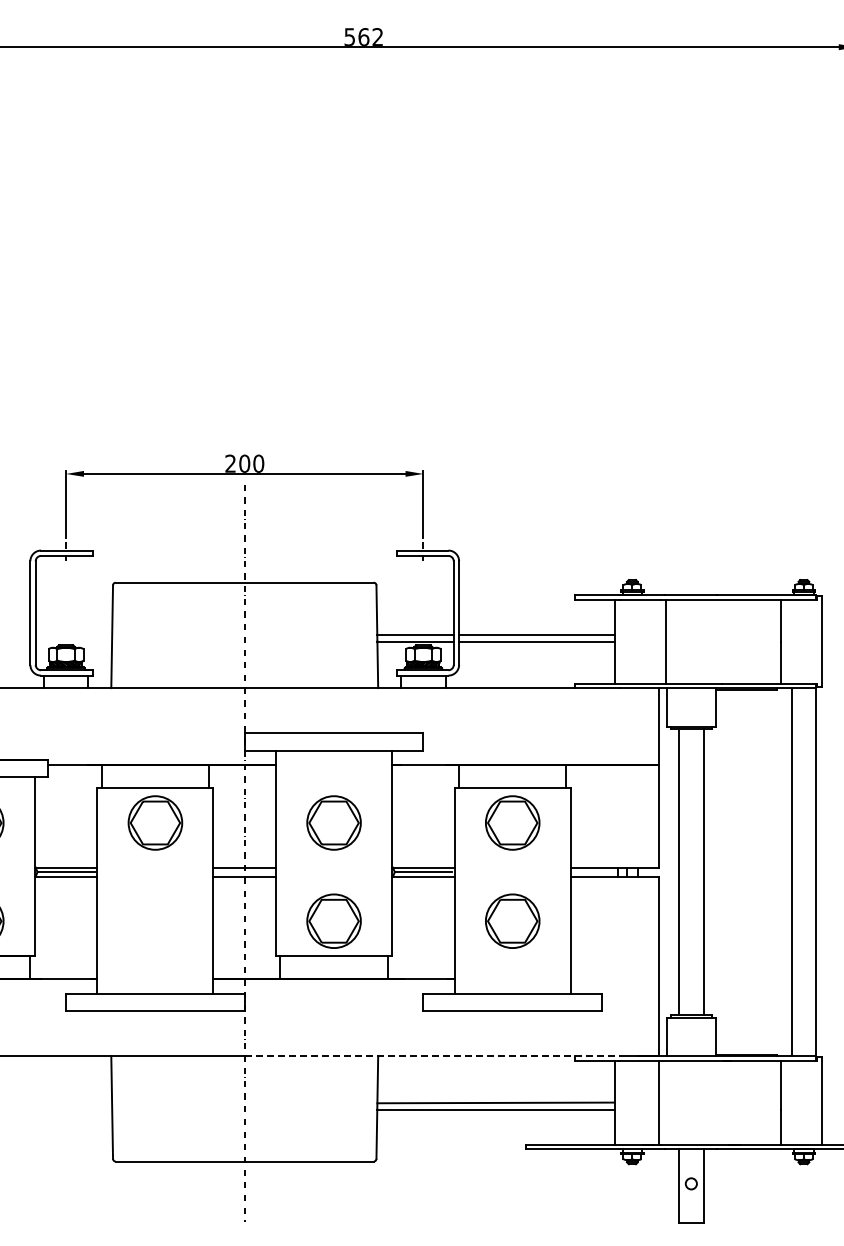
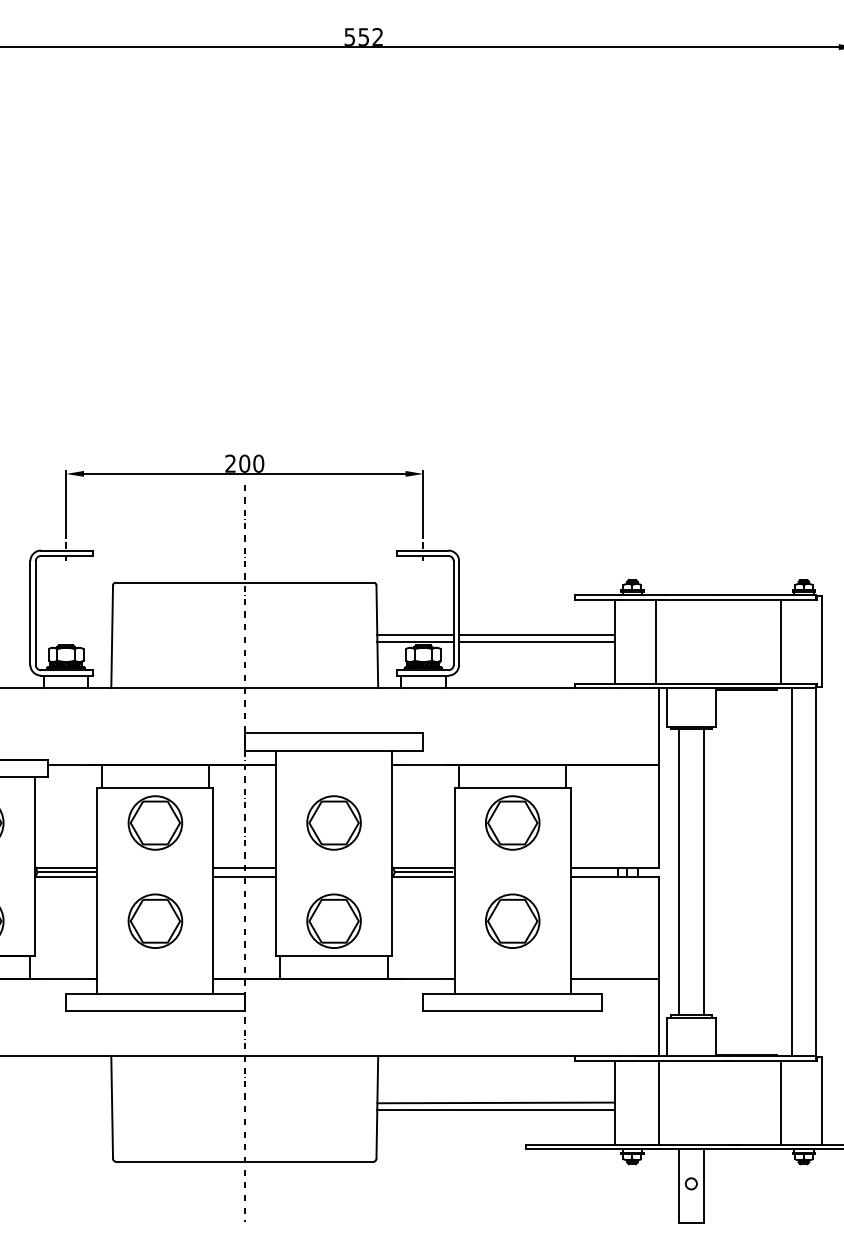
text: 562 -> 552 (363, 36)
line position: (665, 641) -> (655, 641) (655, 641)
part: none -> present (155, 920)
line: none -> present (614, 979)
line: dashed -> solid (432, 1056)
